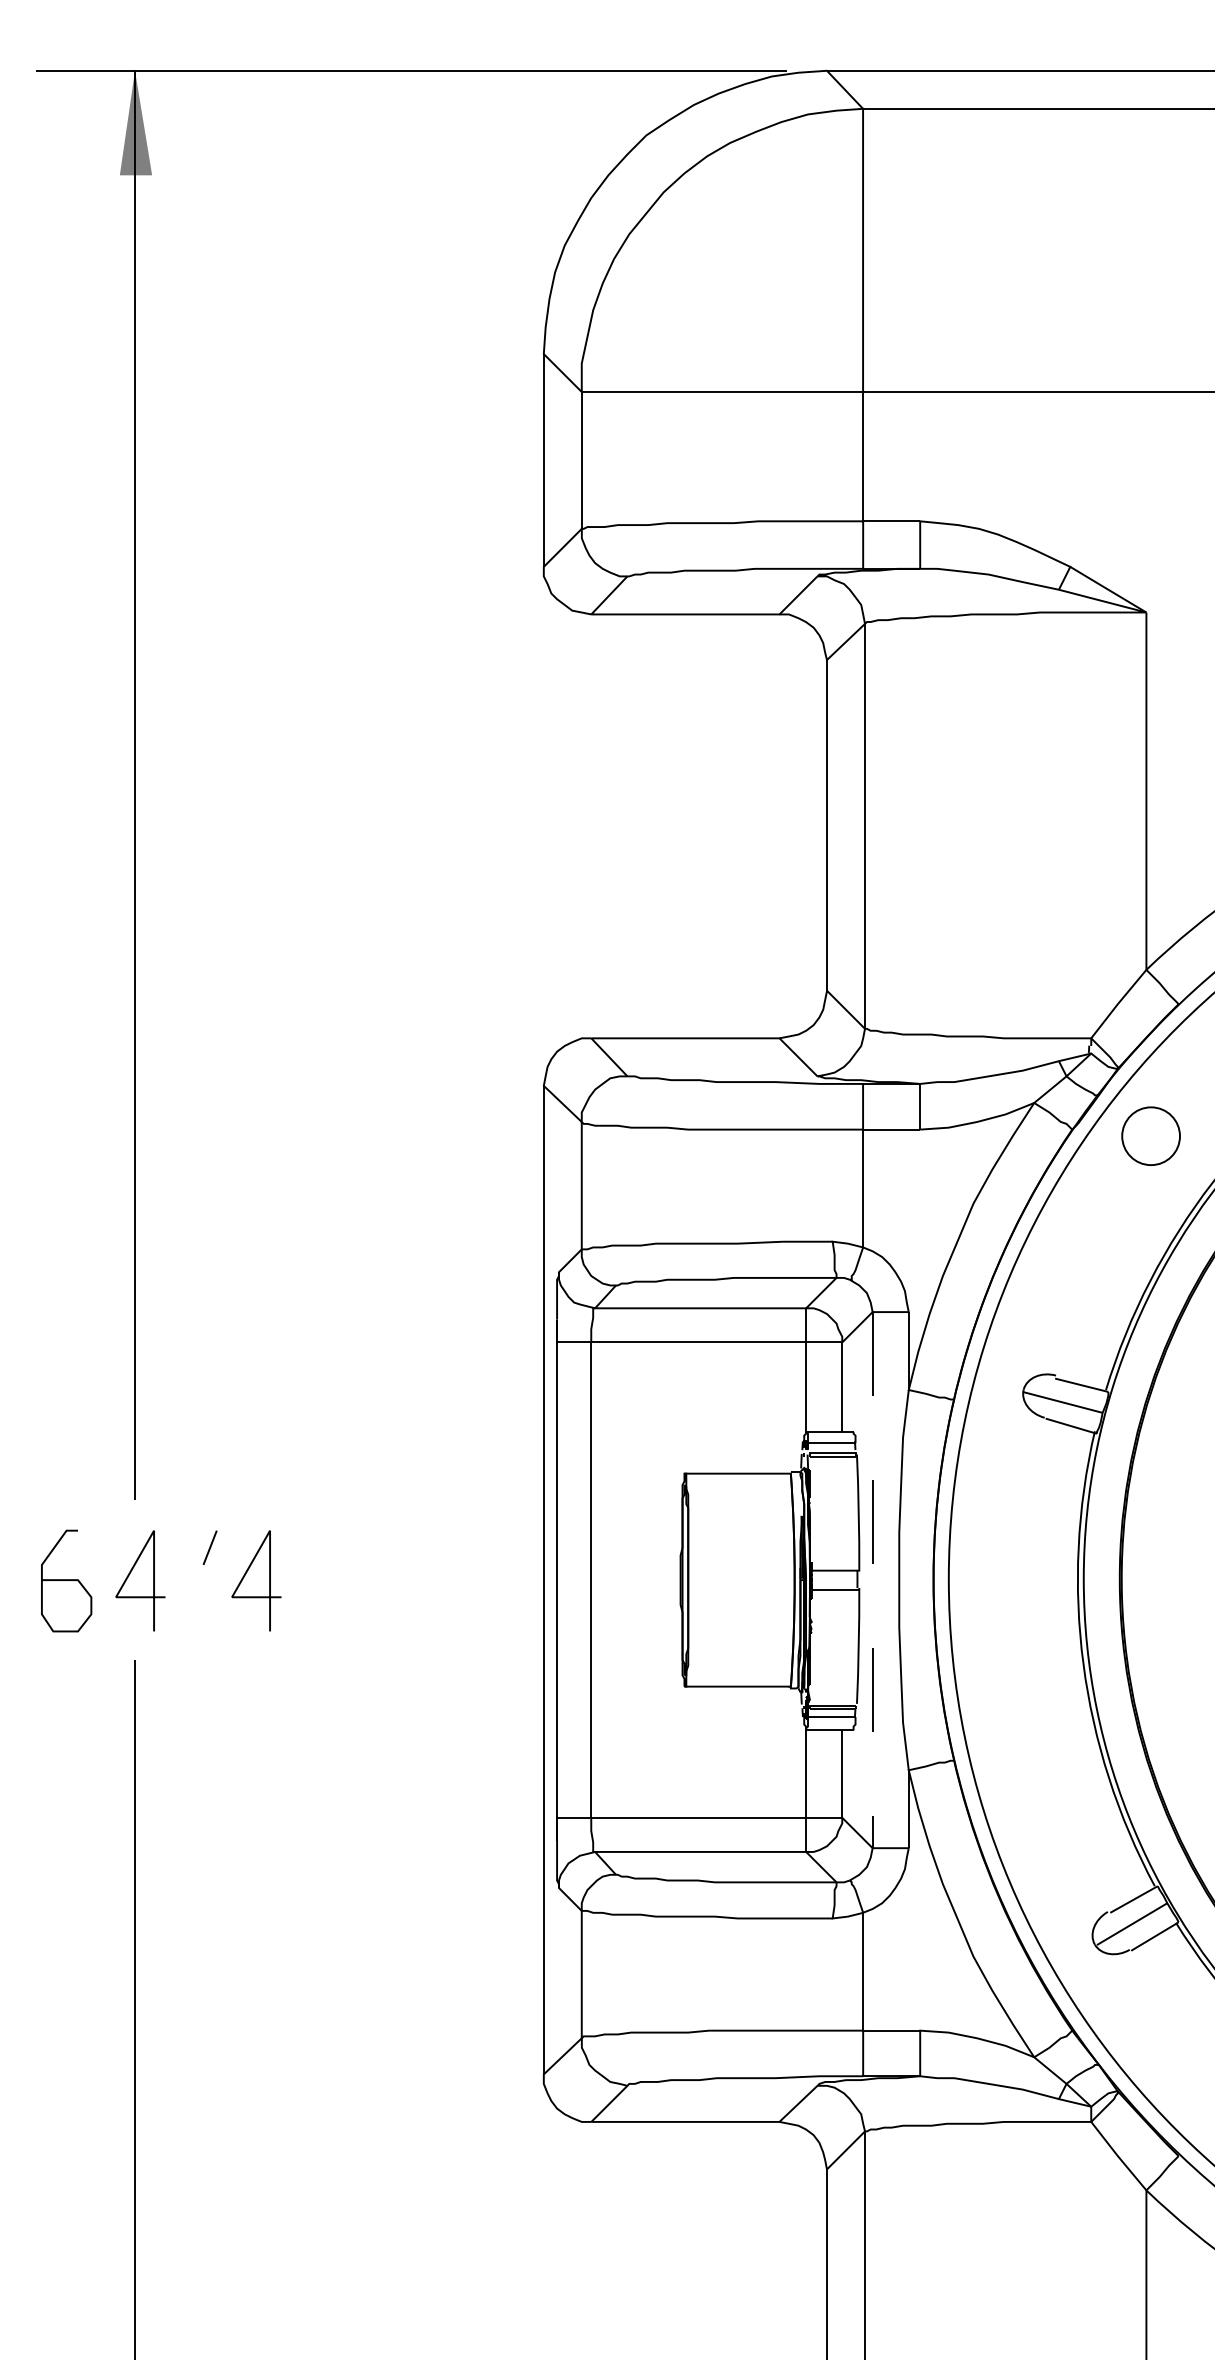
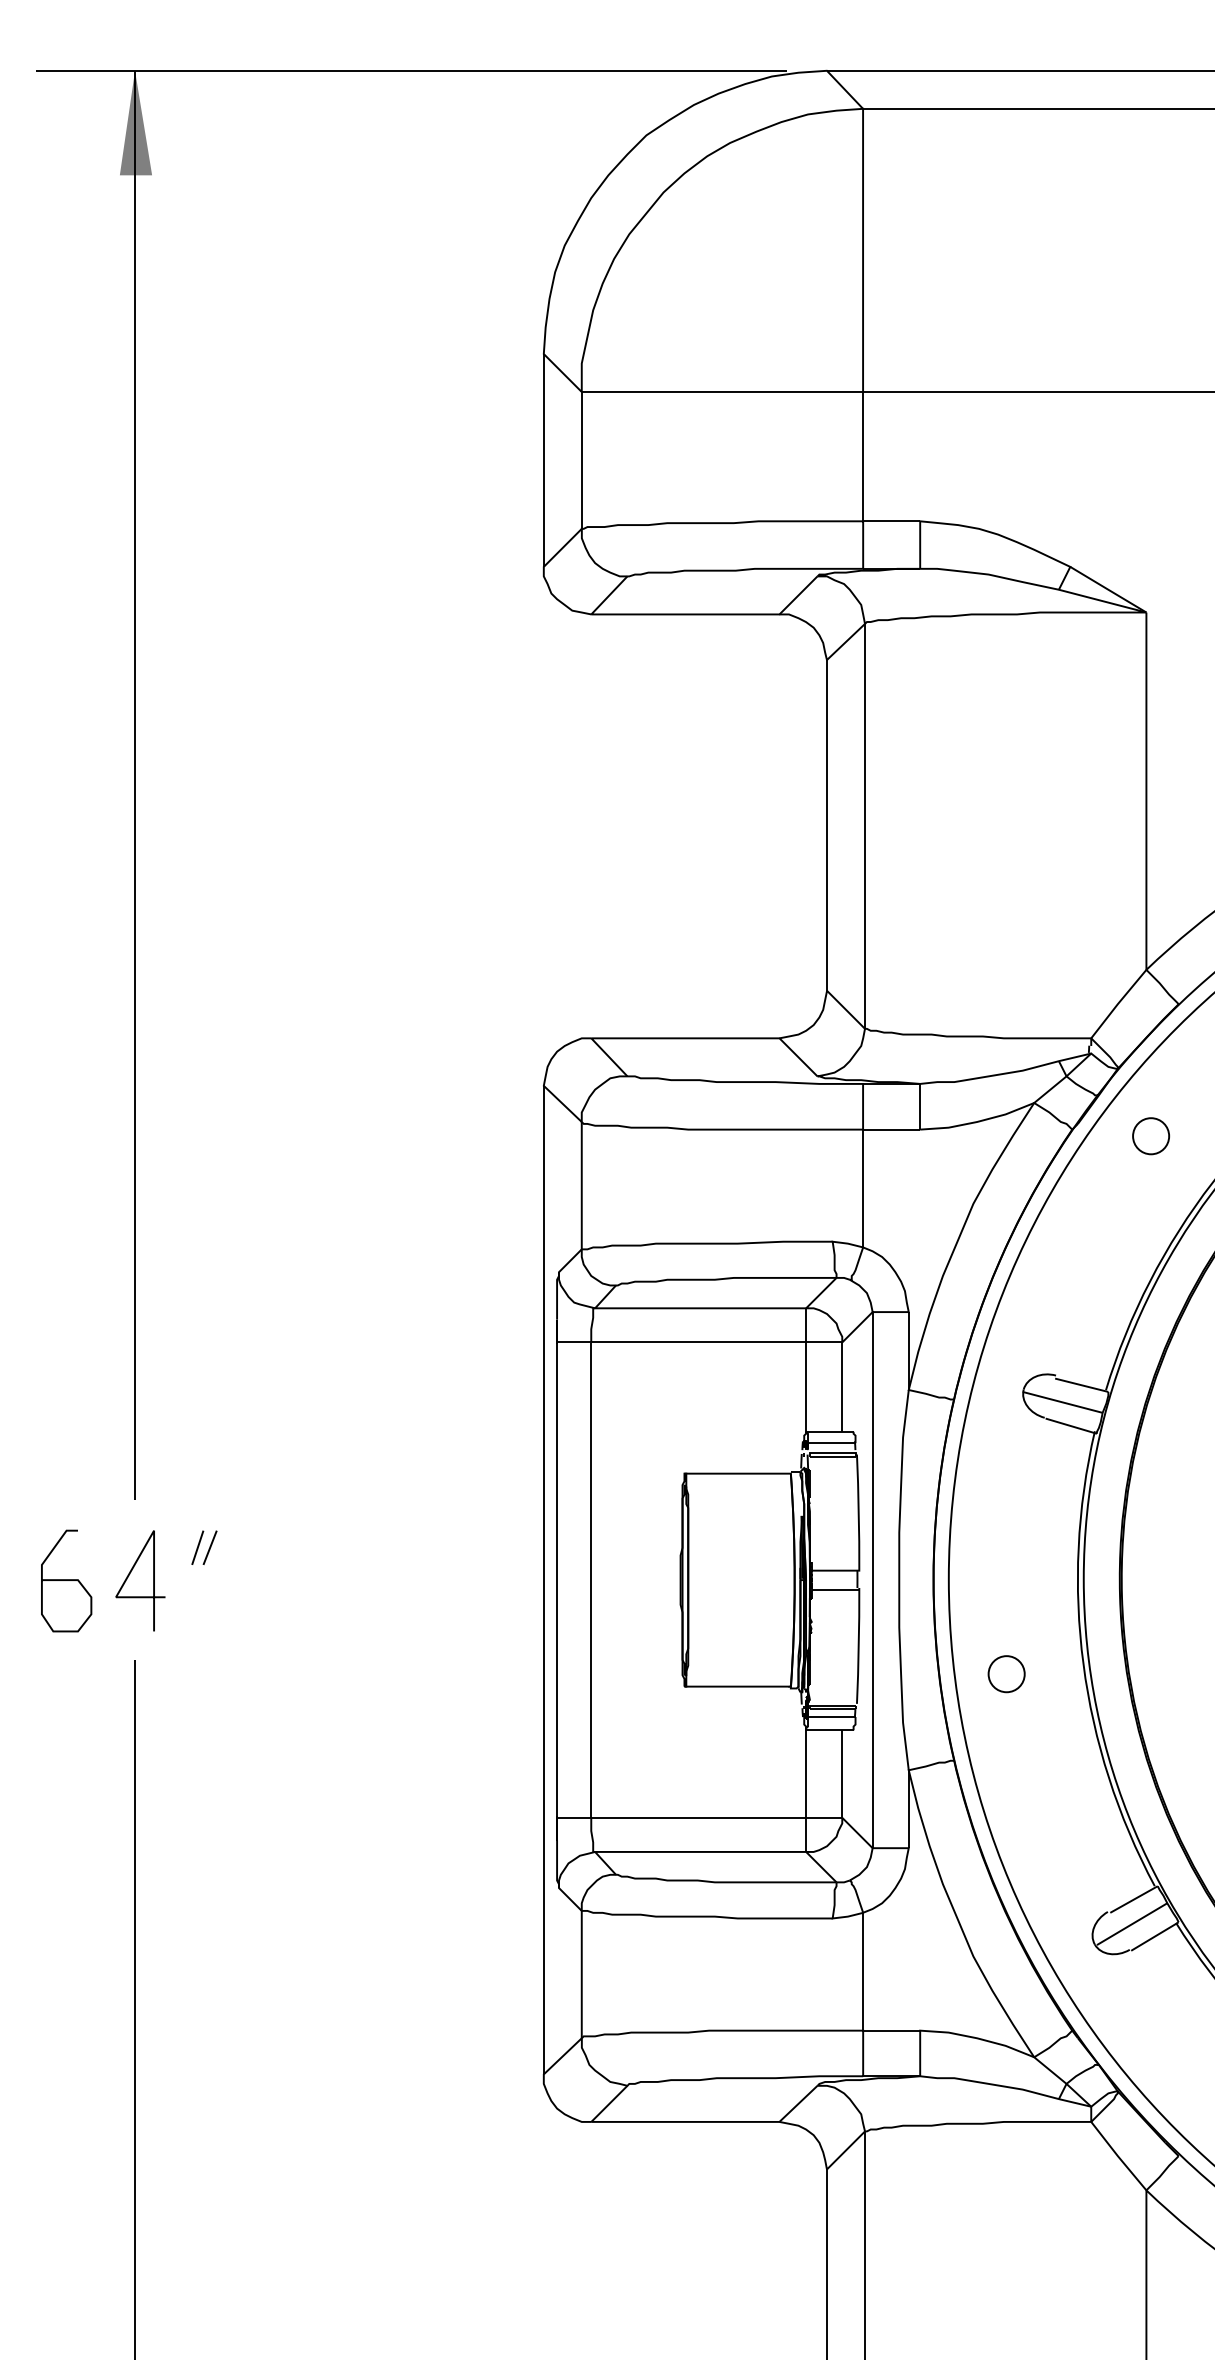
circle diameter: 58 px -> 36 px (1151, 1136)
line: none -> present (197, 1547)
line: present -> none (246, 1574)
line: dashed -> solid (872, 1580)
circle: none -> present (1006, 1674)
